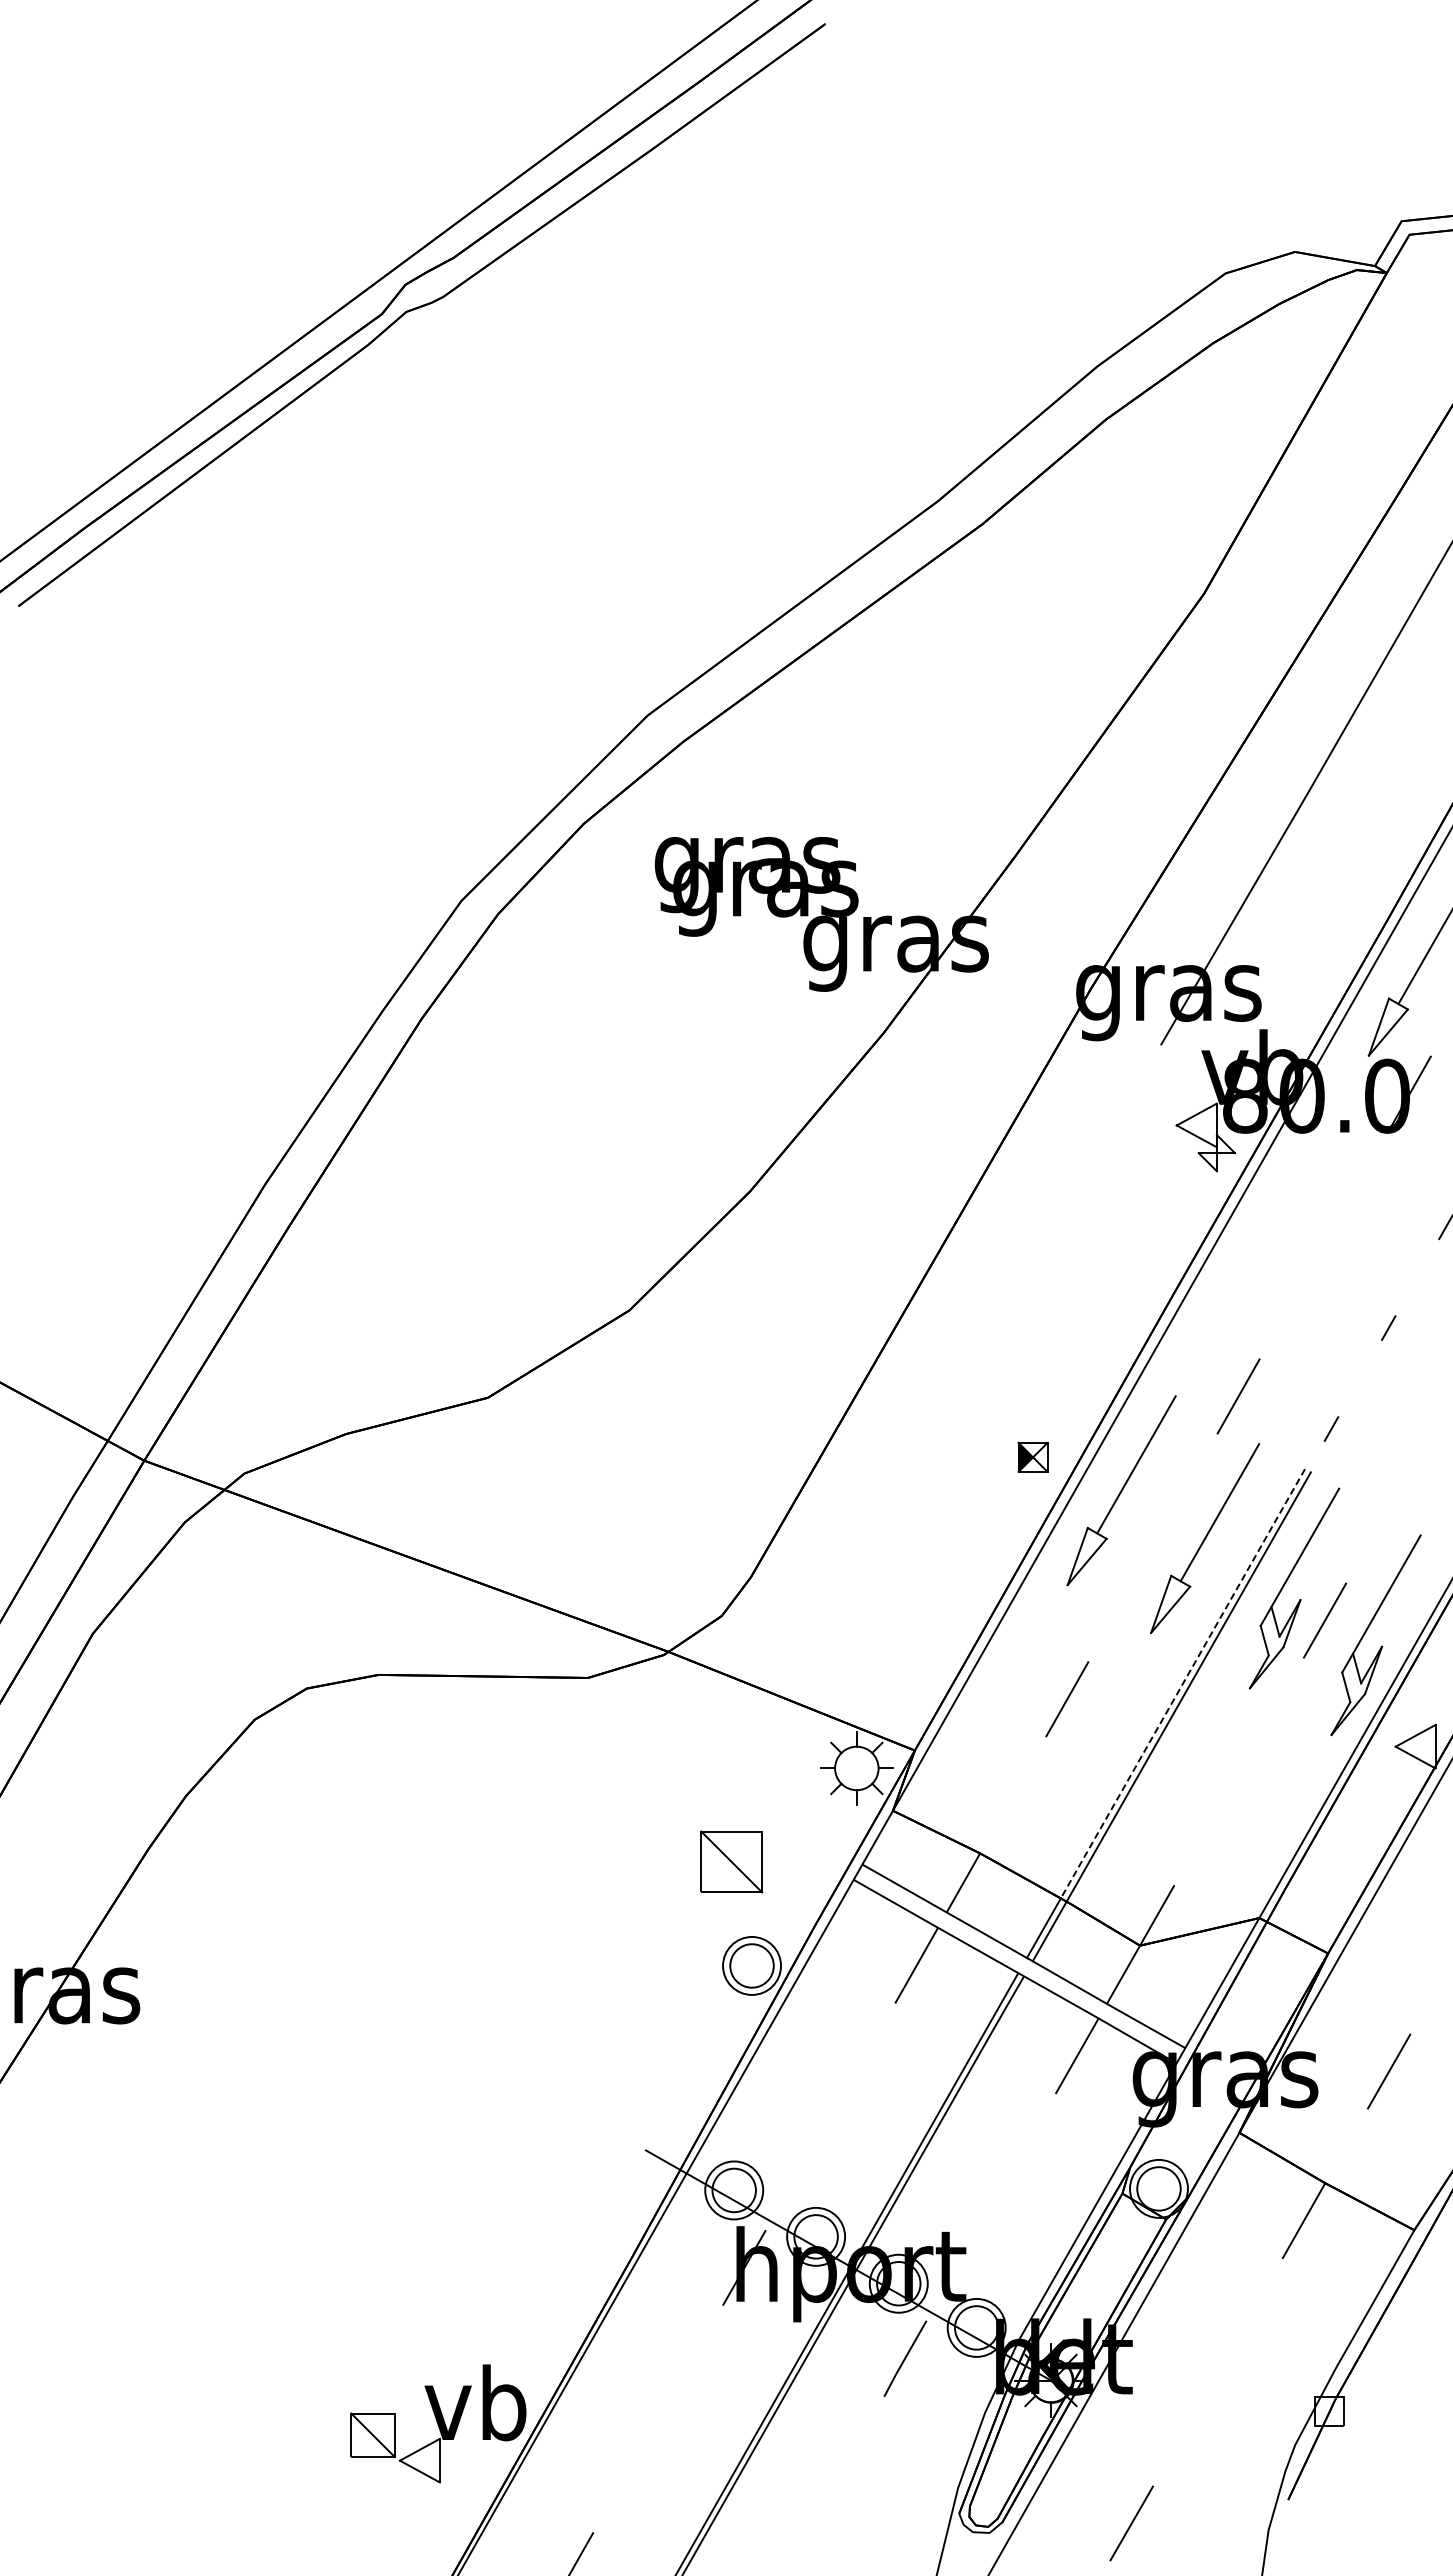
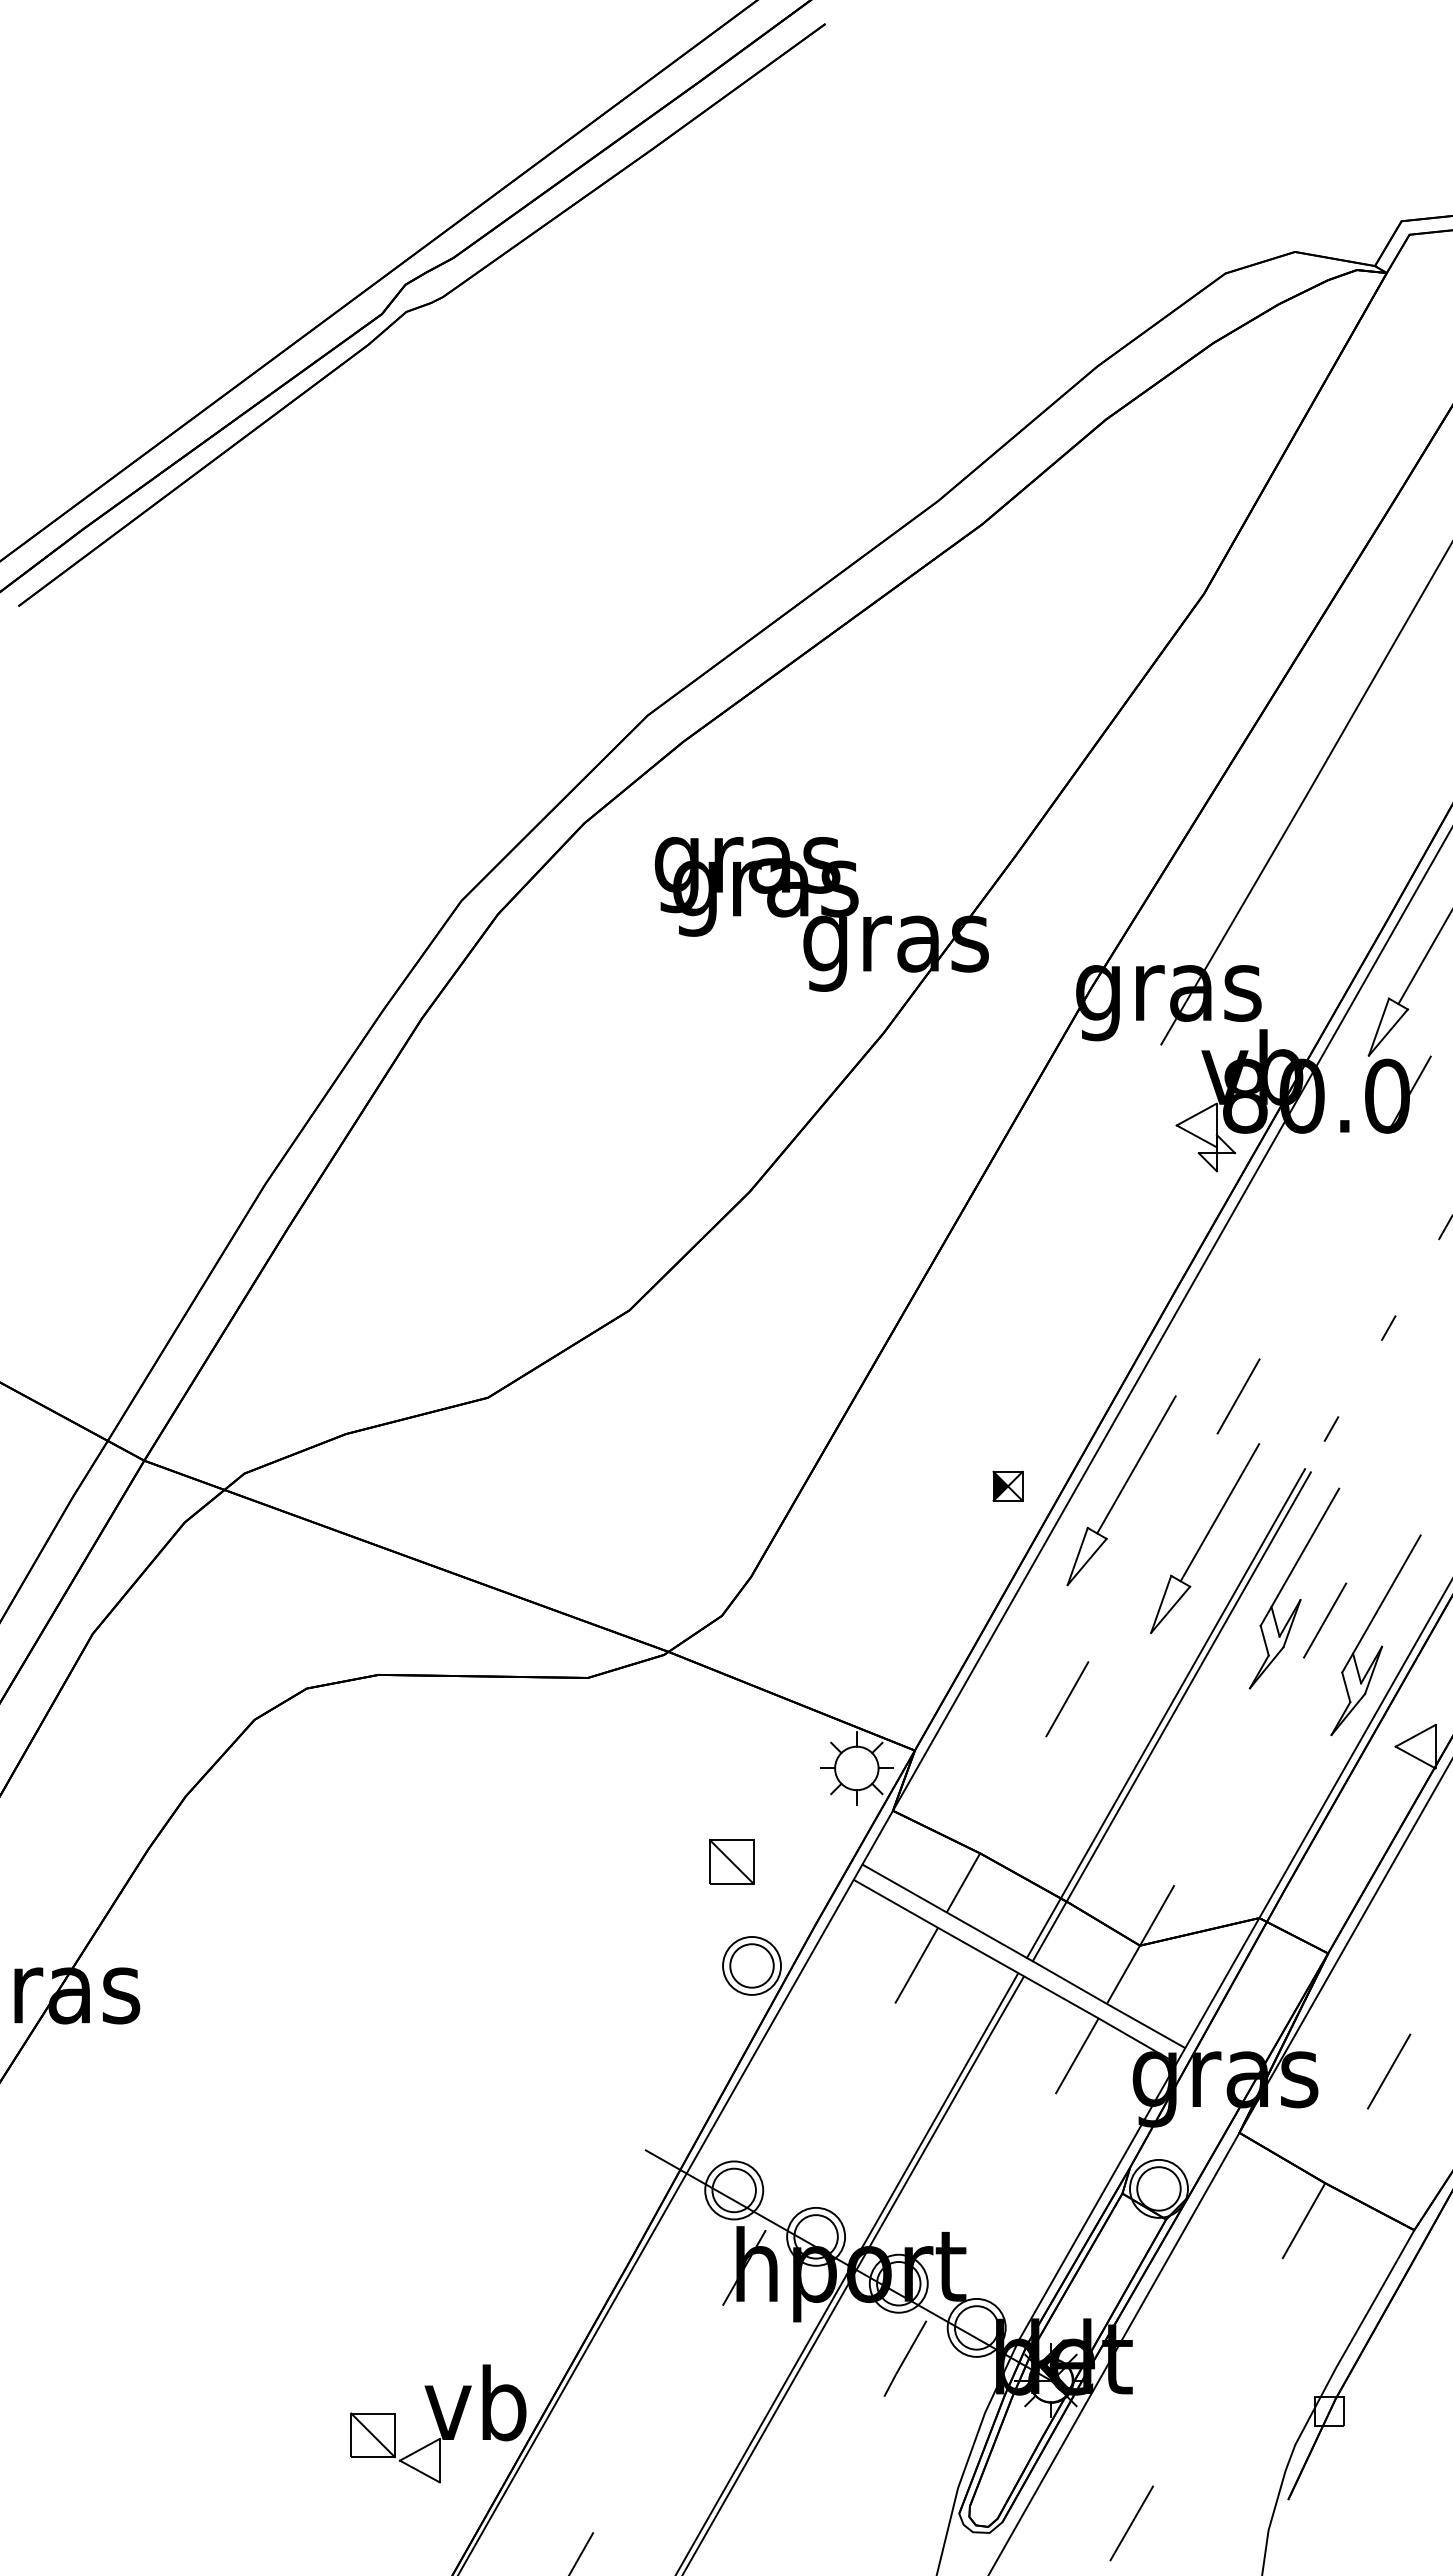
part position: (1032, 1456) -> (1007, 1485) (1007, 1485)
line: dashed -> solid (1182, 1683)
part size: 64x64 px -> 46x46 px (731, 1861)
